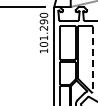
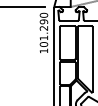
line: dashed -> solid (92, 59)
